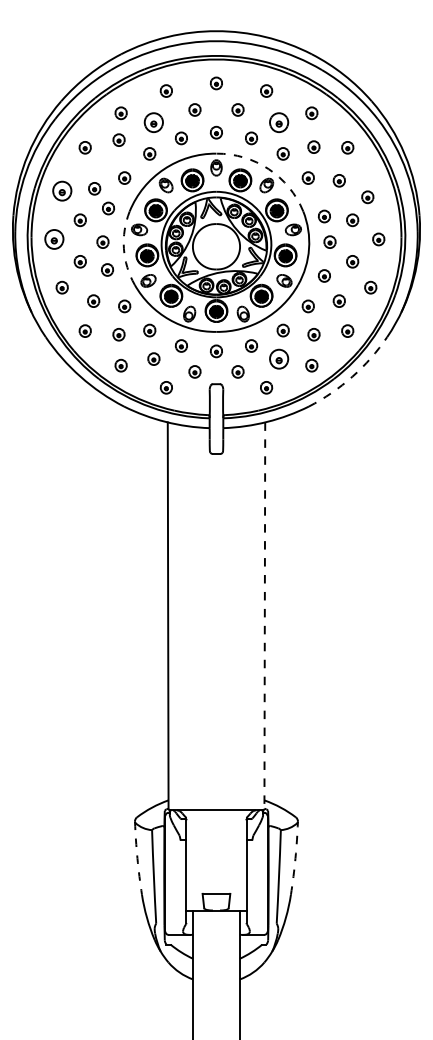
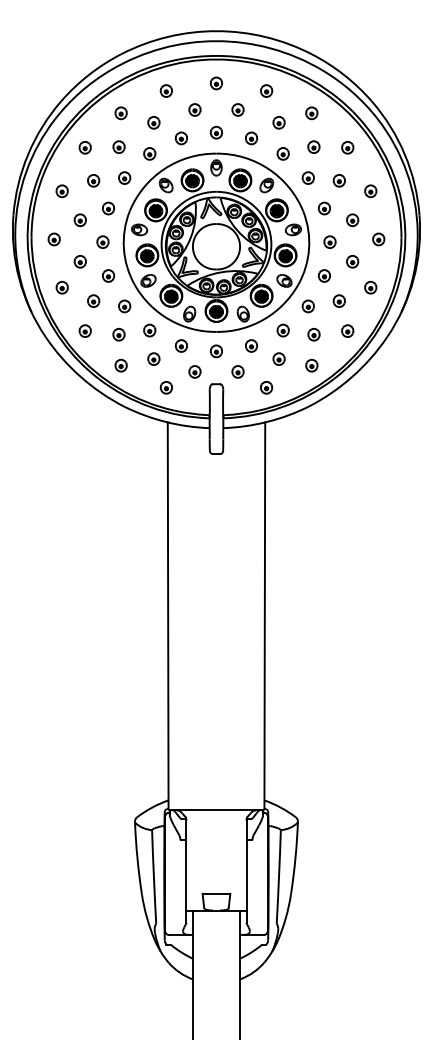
part size: 21x21 px -> 14x14 px (153, 122)
part size: 21x21 px -> 14x14 px (278, 122)
part position: (118, 139) -> (118, 146) (118, 146)
arc: dashed -> solid (268, 169)
part position: (94, 188) -> (93, 180) (93, 180)
part size: 21x22 px -> 14x15 px (61, 191)
part position: (367, 197) -> (370, 191) (370, 191)
part position: (323, 216) -> (323, 208) (323, 208)
part size: 21x21 px -> 14x15 px (53, 239)
arc: dashed -> solid (123, 248)
part position: (107, 269) -> (108, 275) (108, 275)
part size: 21x22 px -> 14x14 px (278, 358)
arc: dashed -> solid (352, 376)
line: dashed -> solid (264, 616)
arc: dashed -> solid (137, 858)
arc: dashed -> solid (295, 858)
